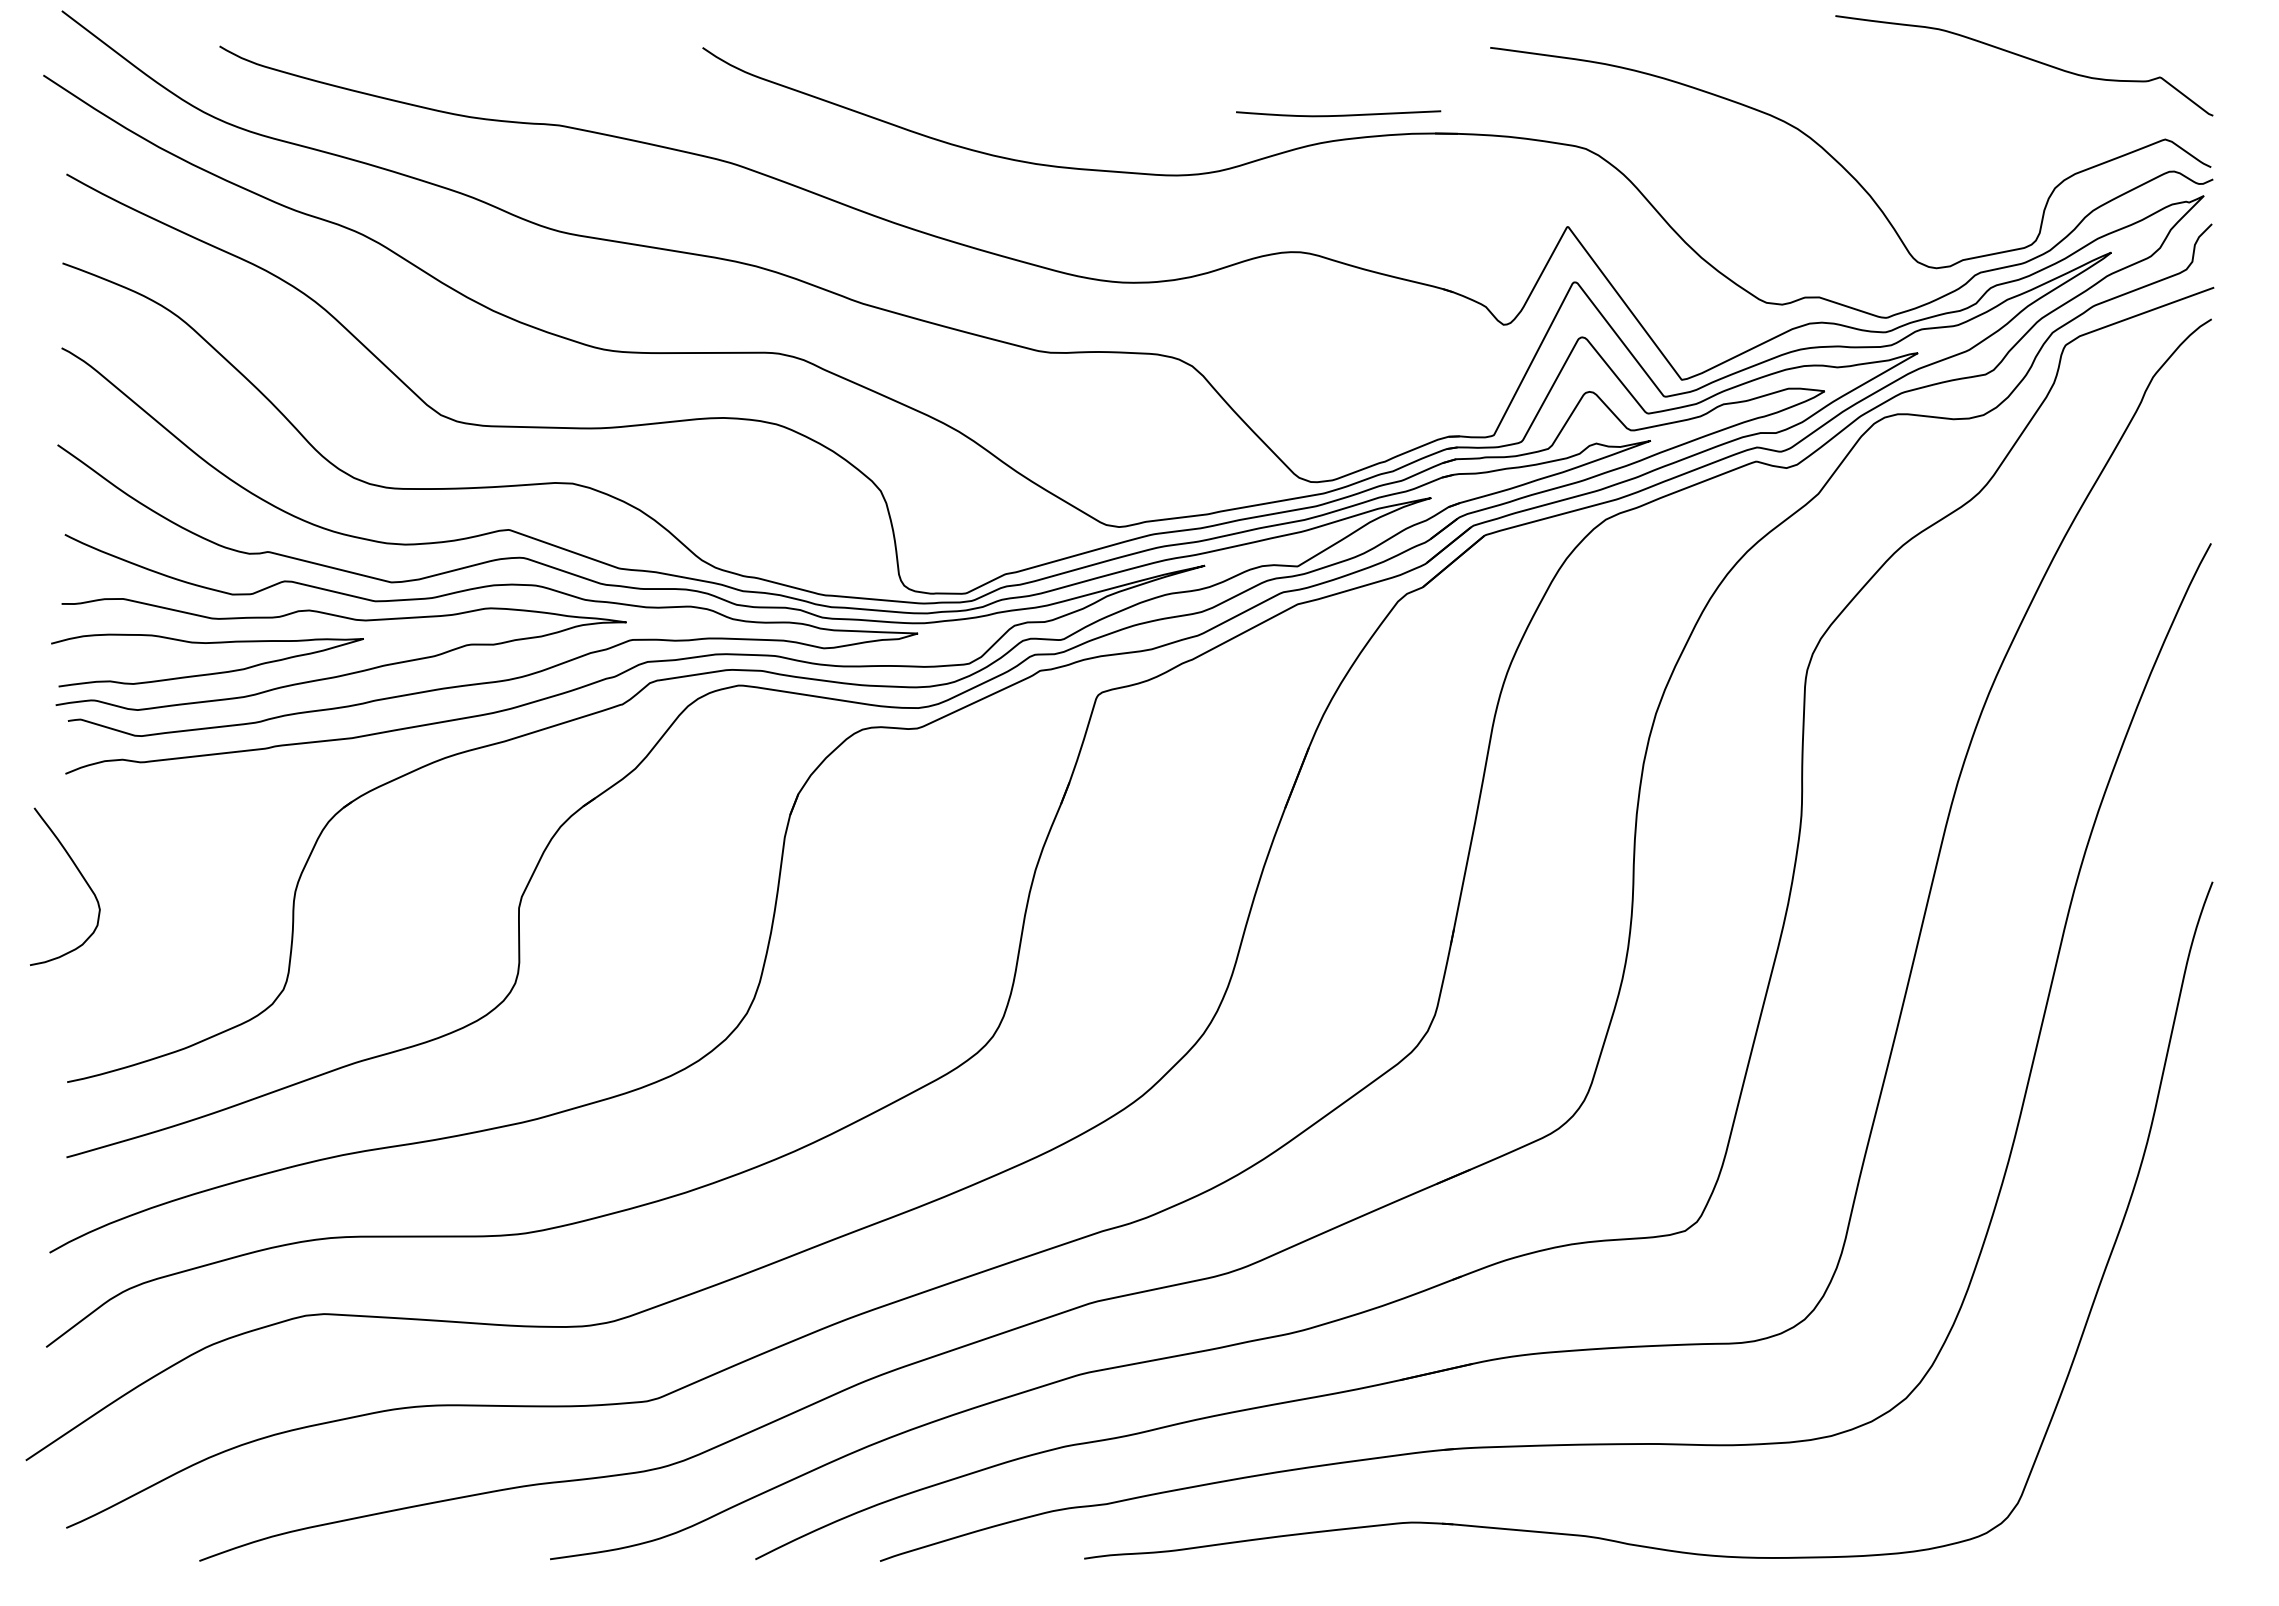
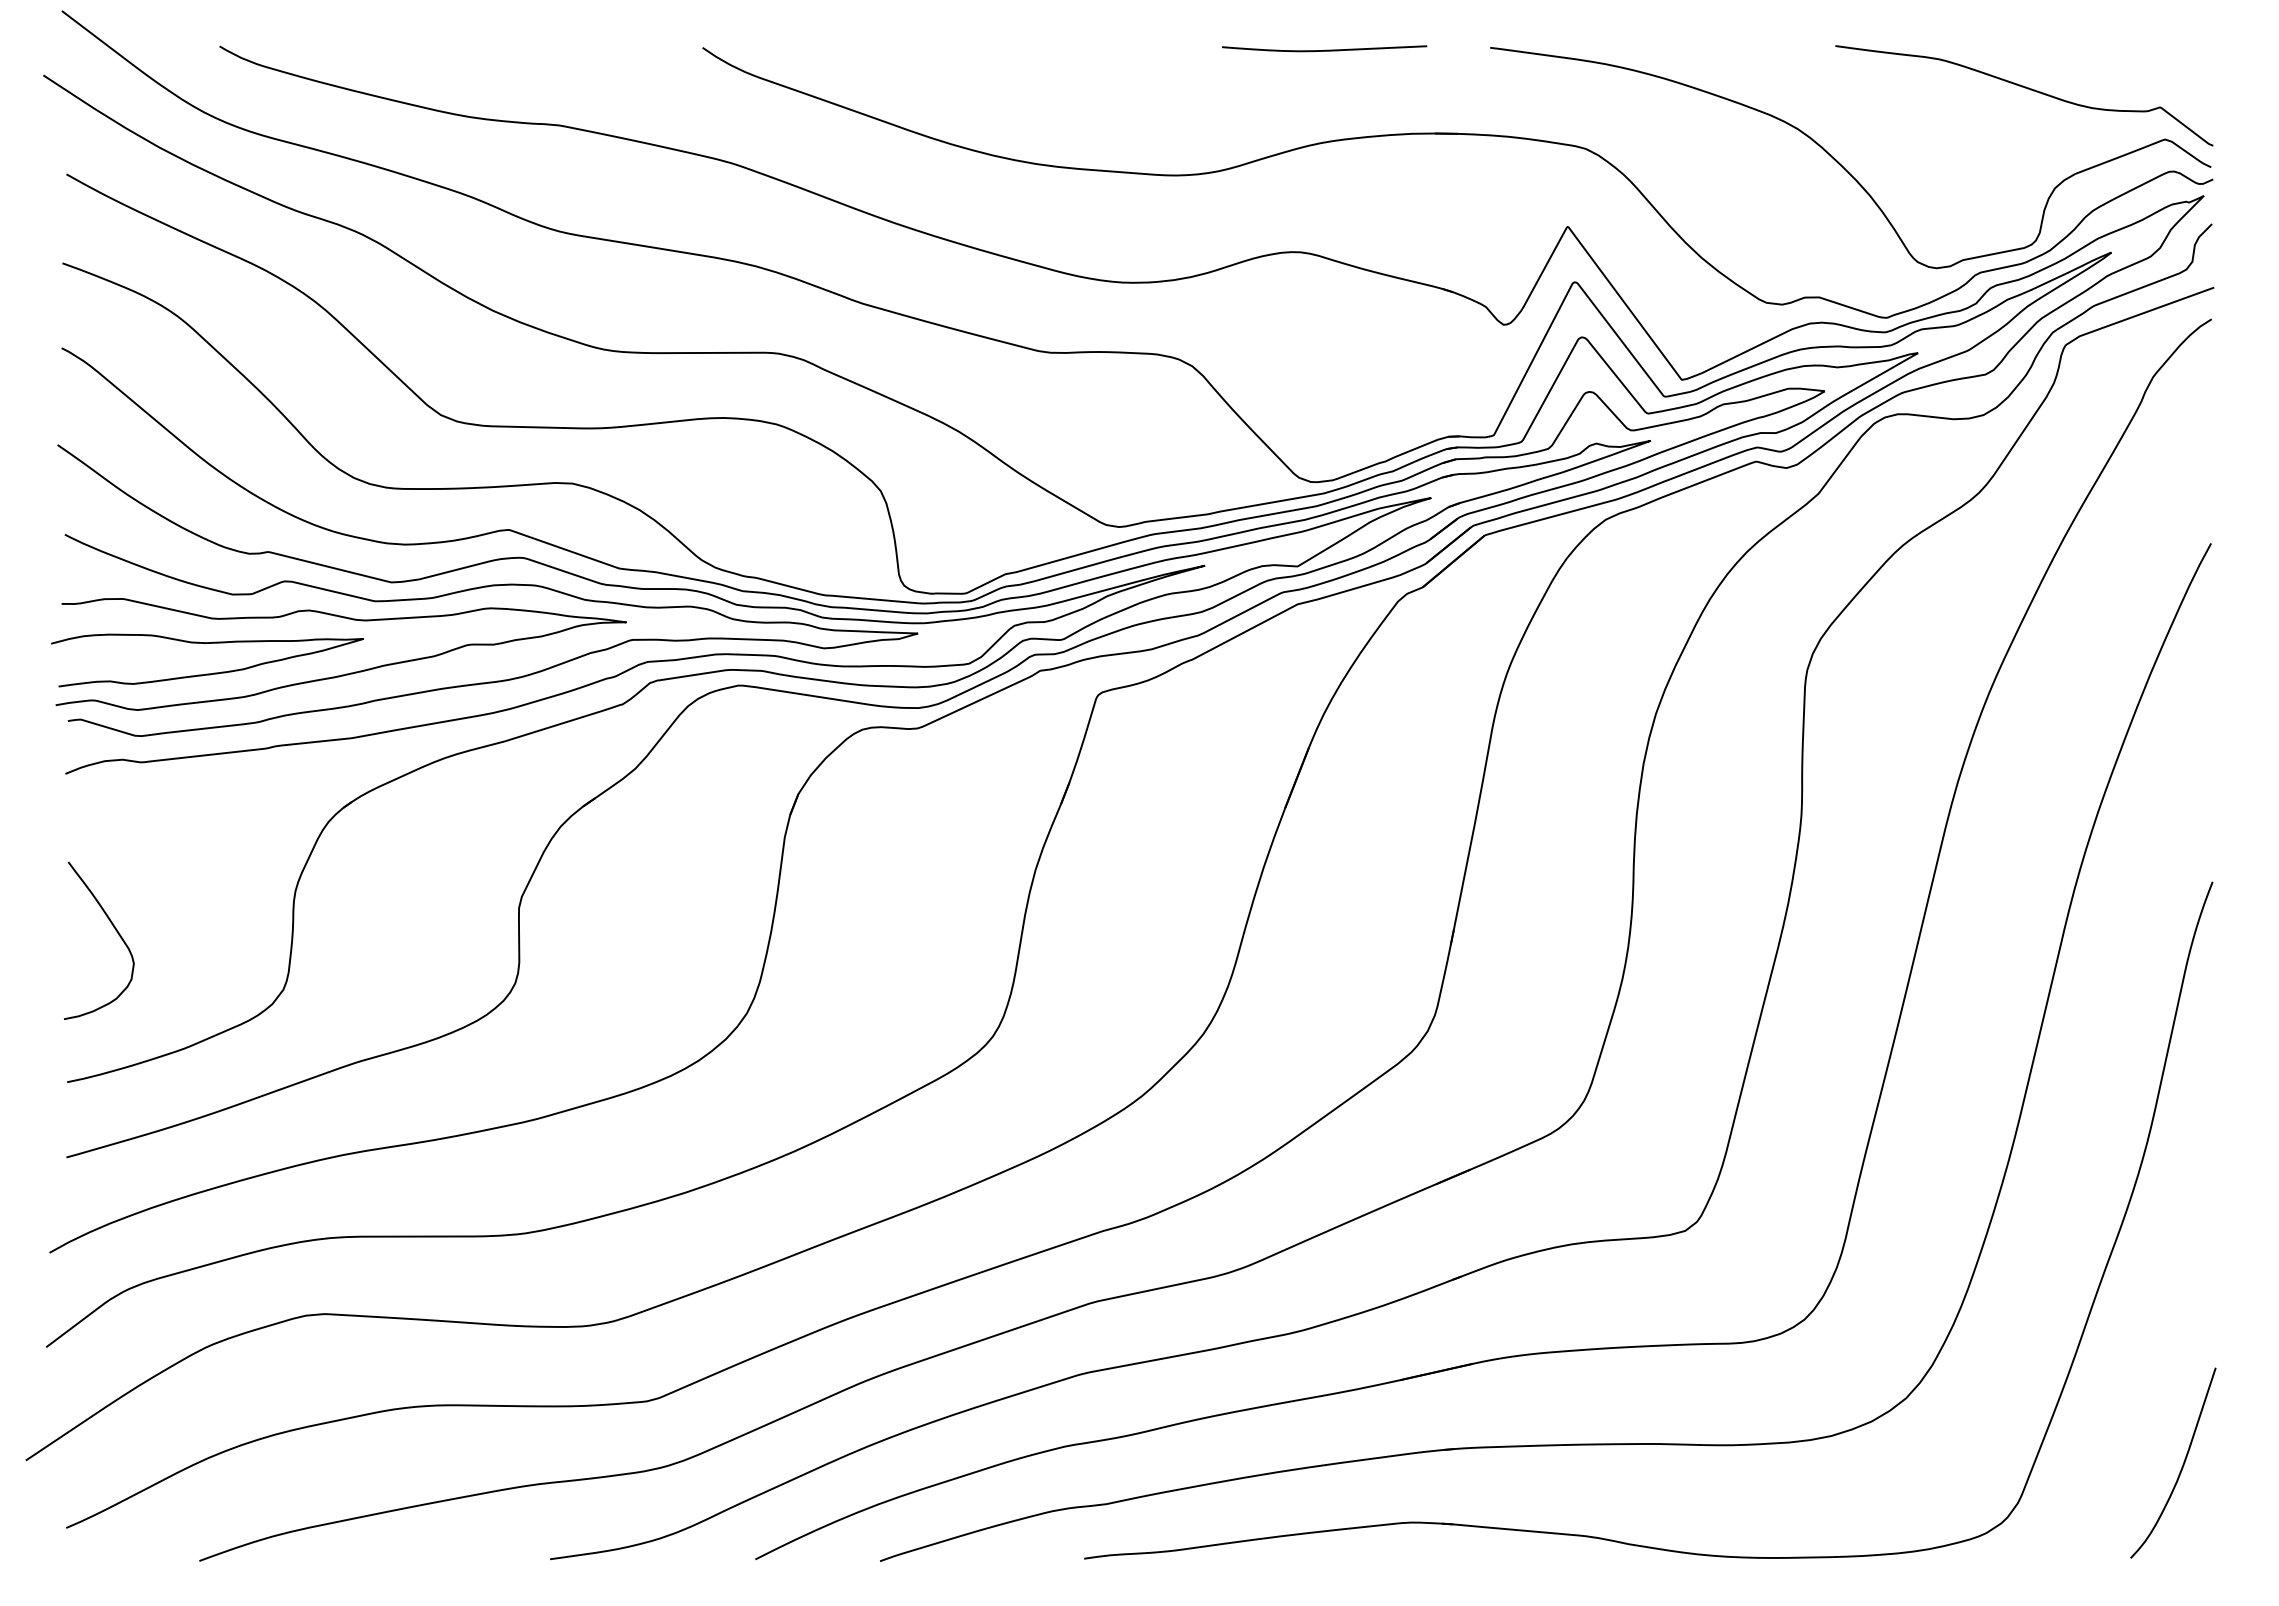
curve position: (2027, 59) -> (2027, 89) (2027, 89)
curve position: (1339, 114) -> (1325, 49) (1325, 49)
curve position: (81, 876) -> (115, 930) (115, 930)
curve: none -> present (2182, 1464)
